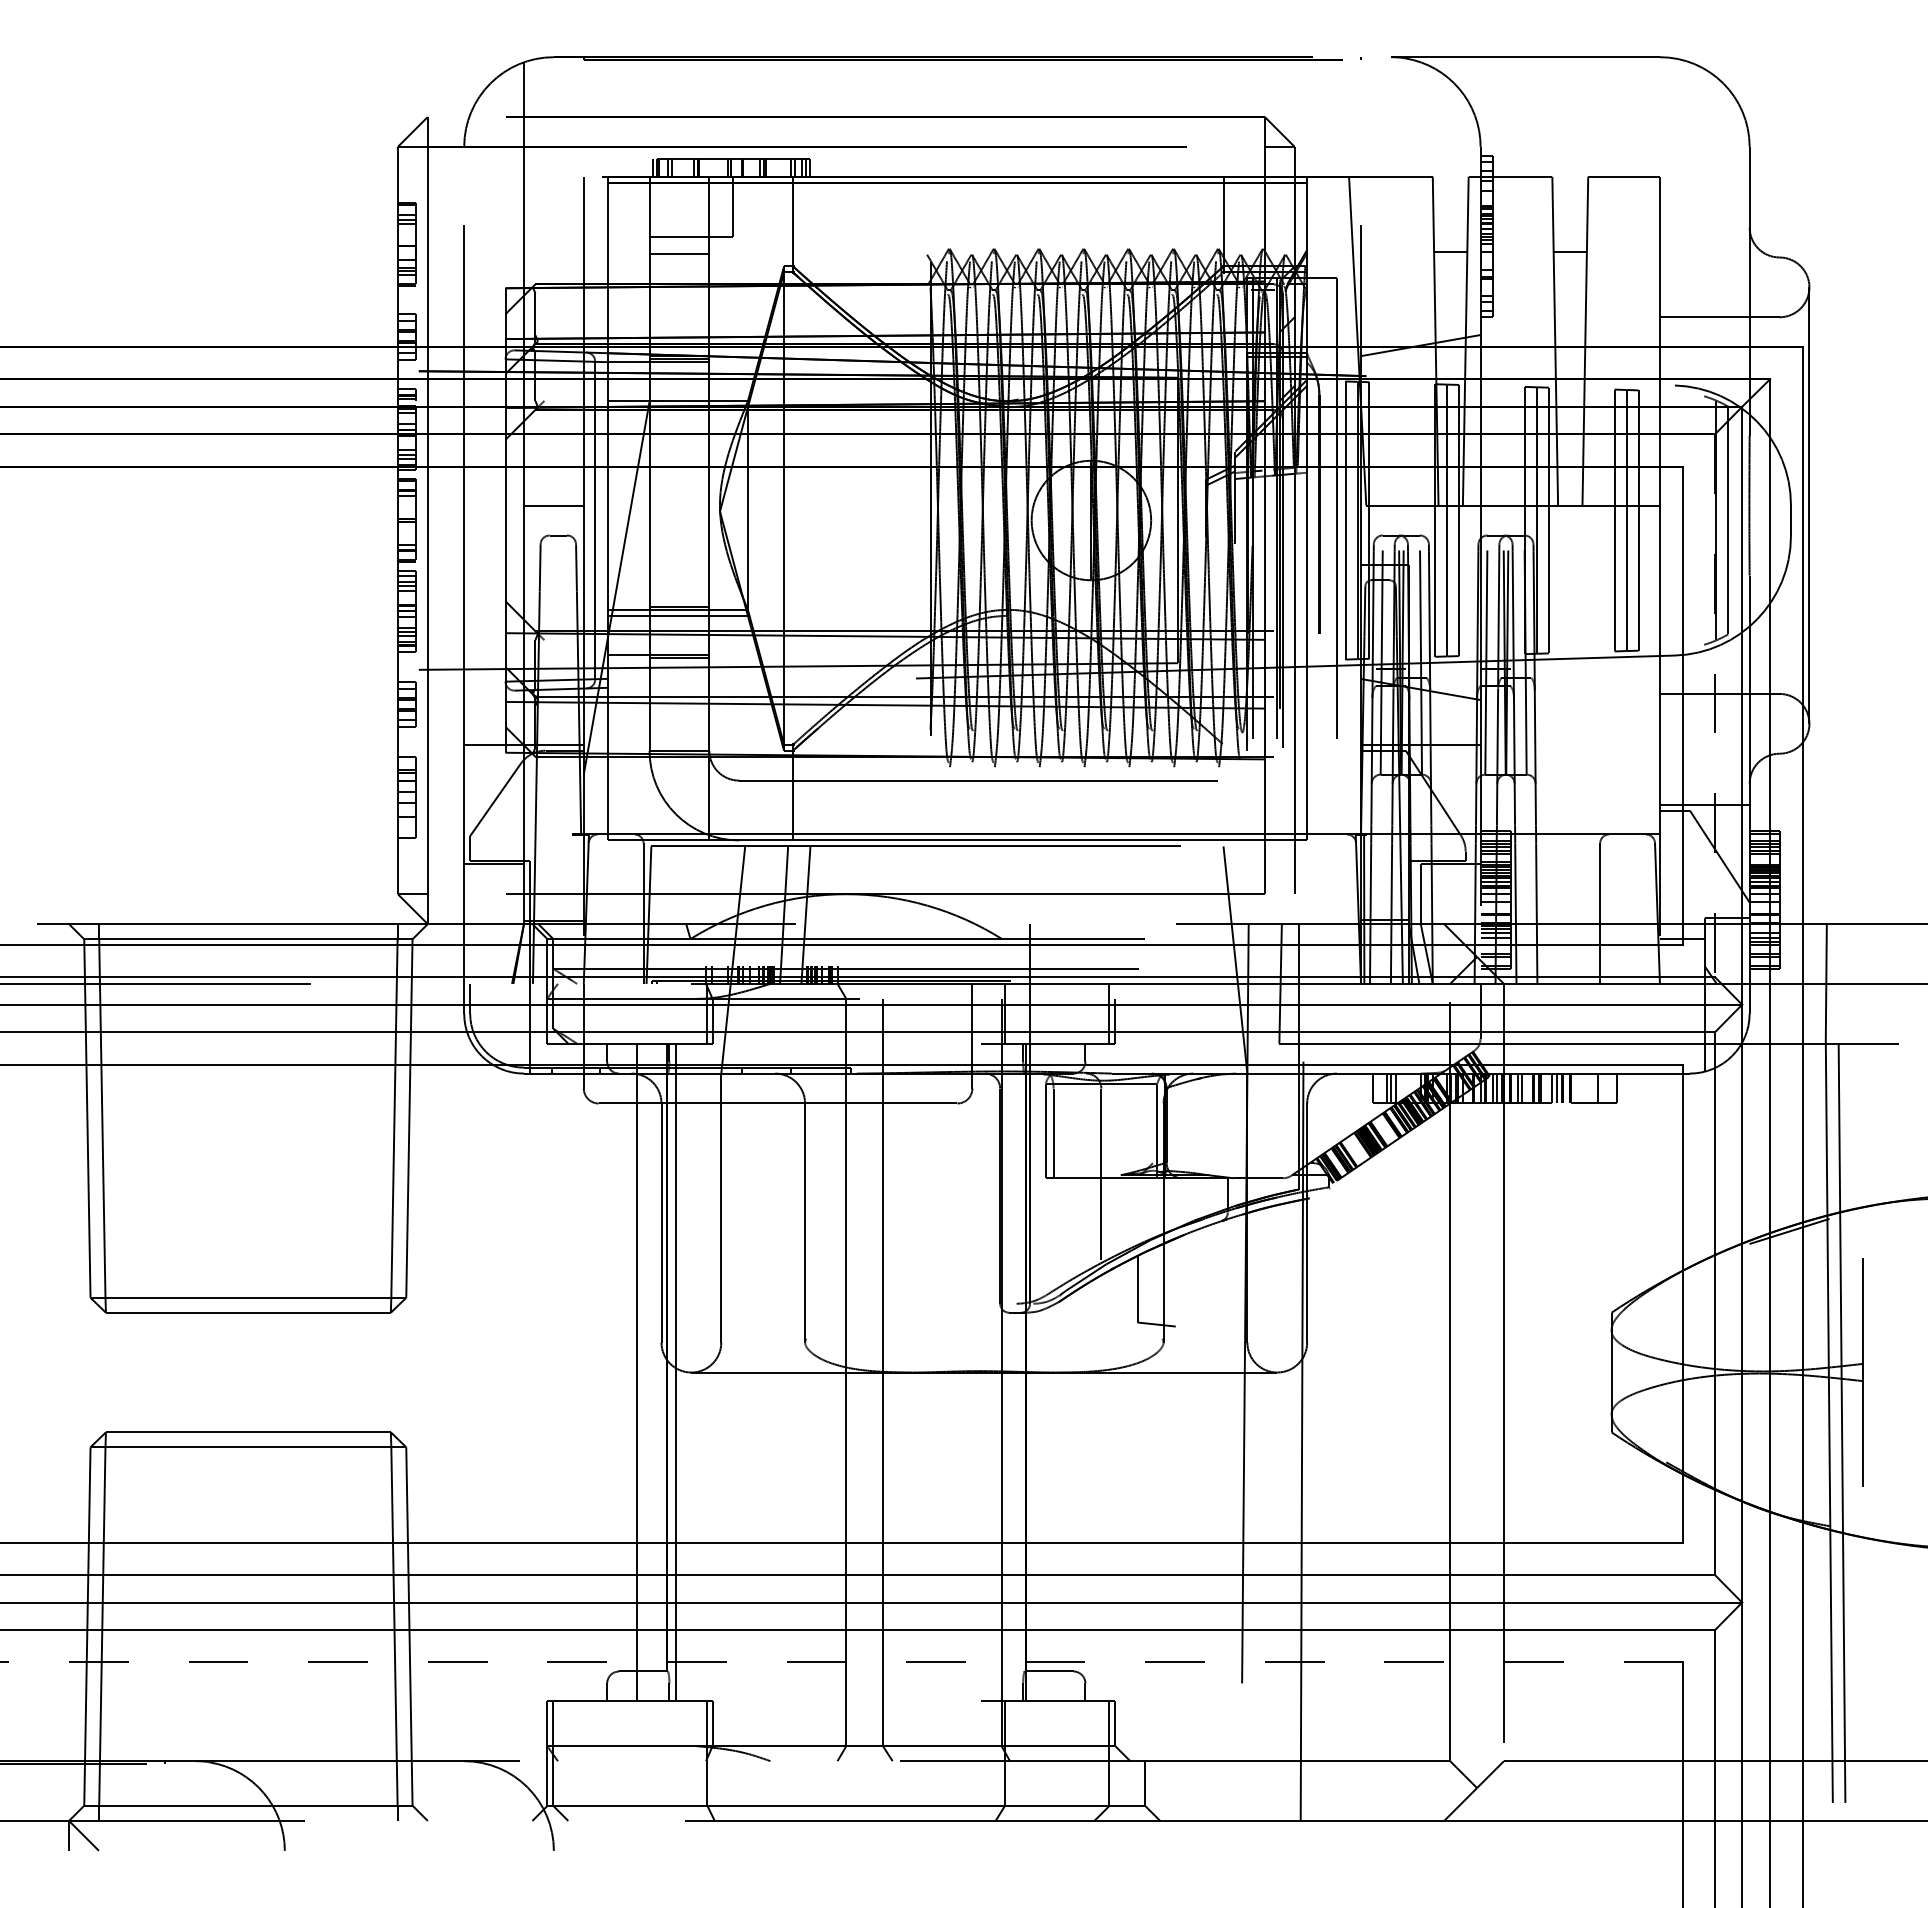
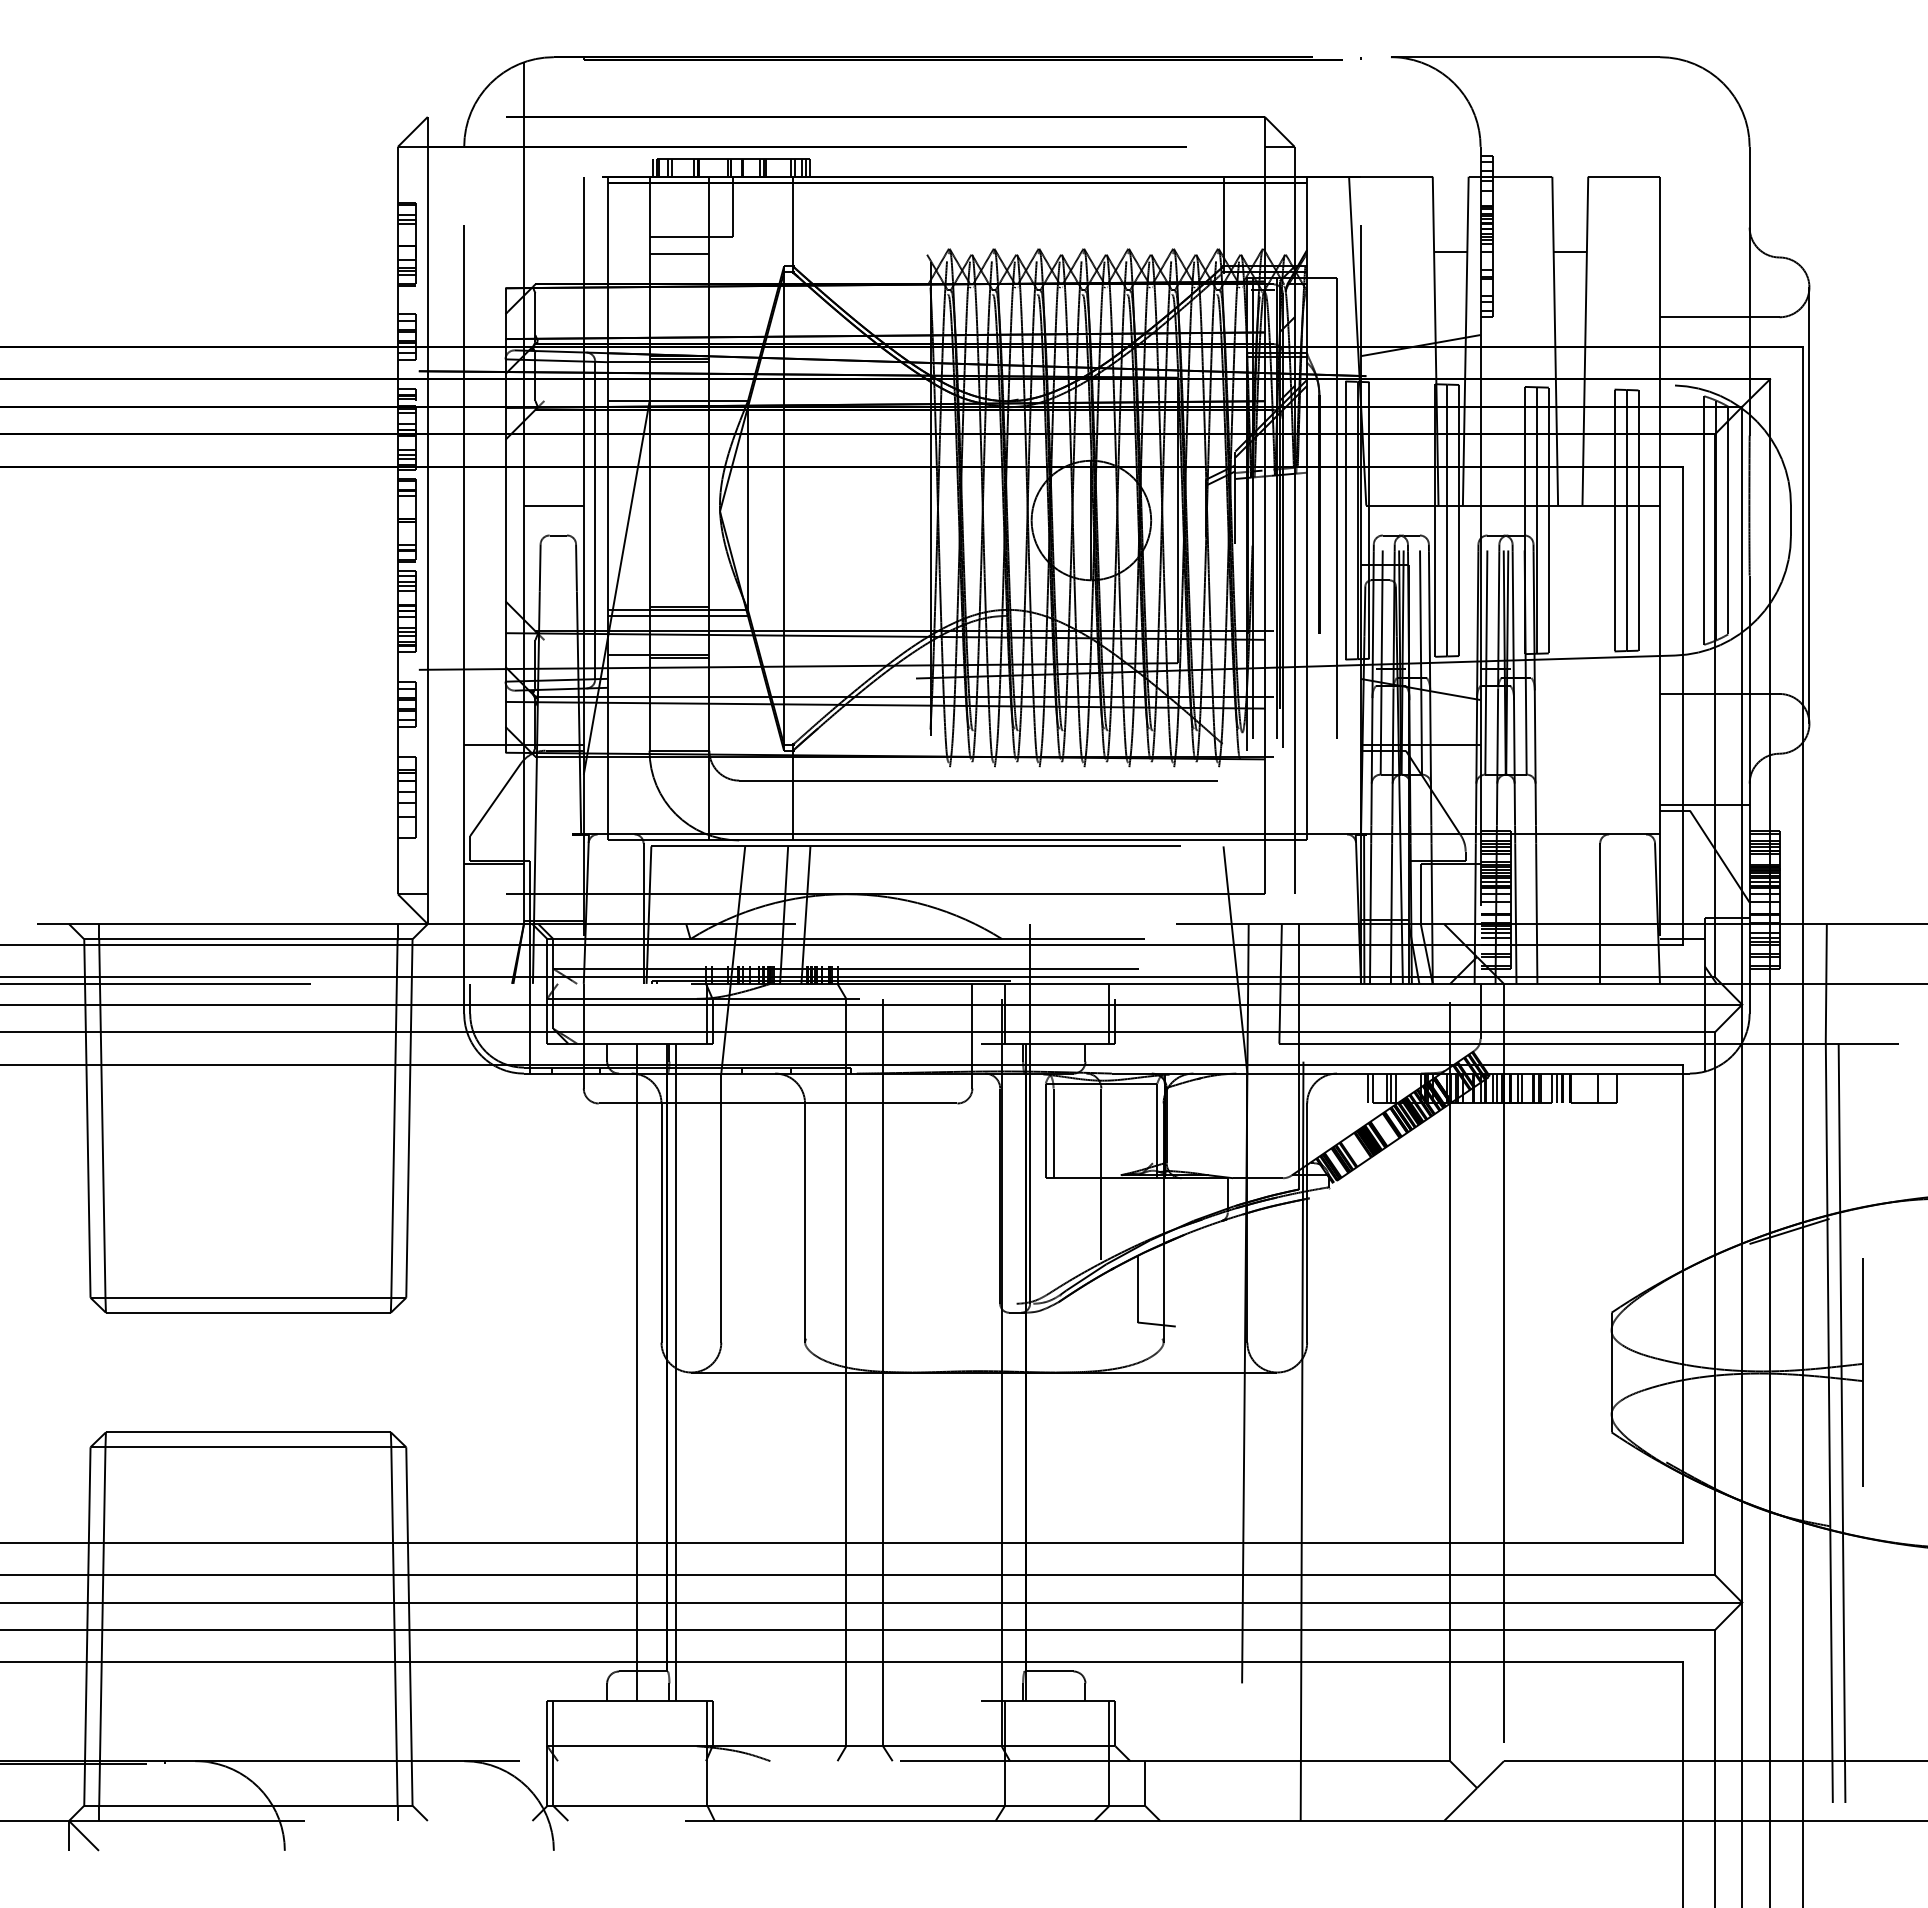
line: none -> present (1704, 520)
line: dashed -> solid (1714, 706)
line: none -> present (1368, 1088)
line: dashed -> solid (841, 1662)
